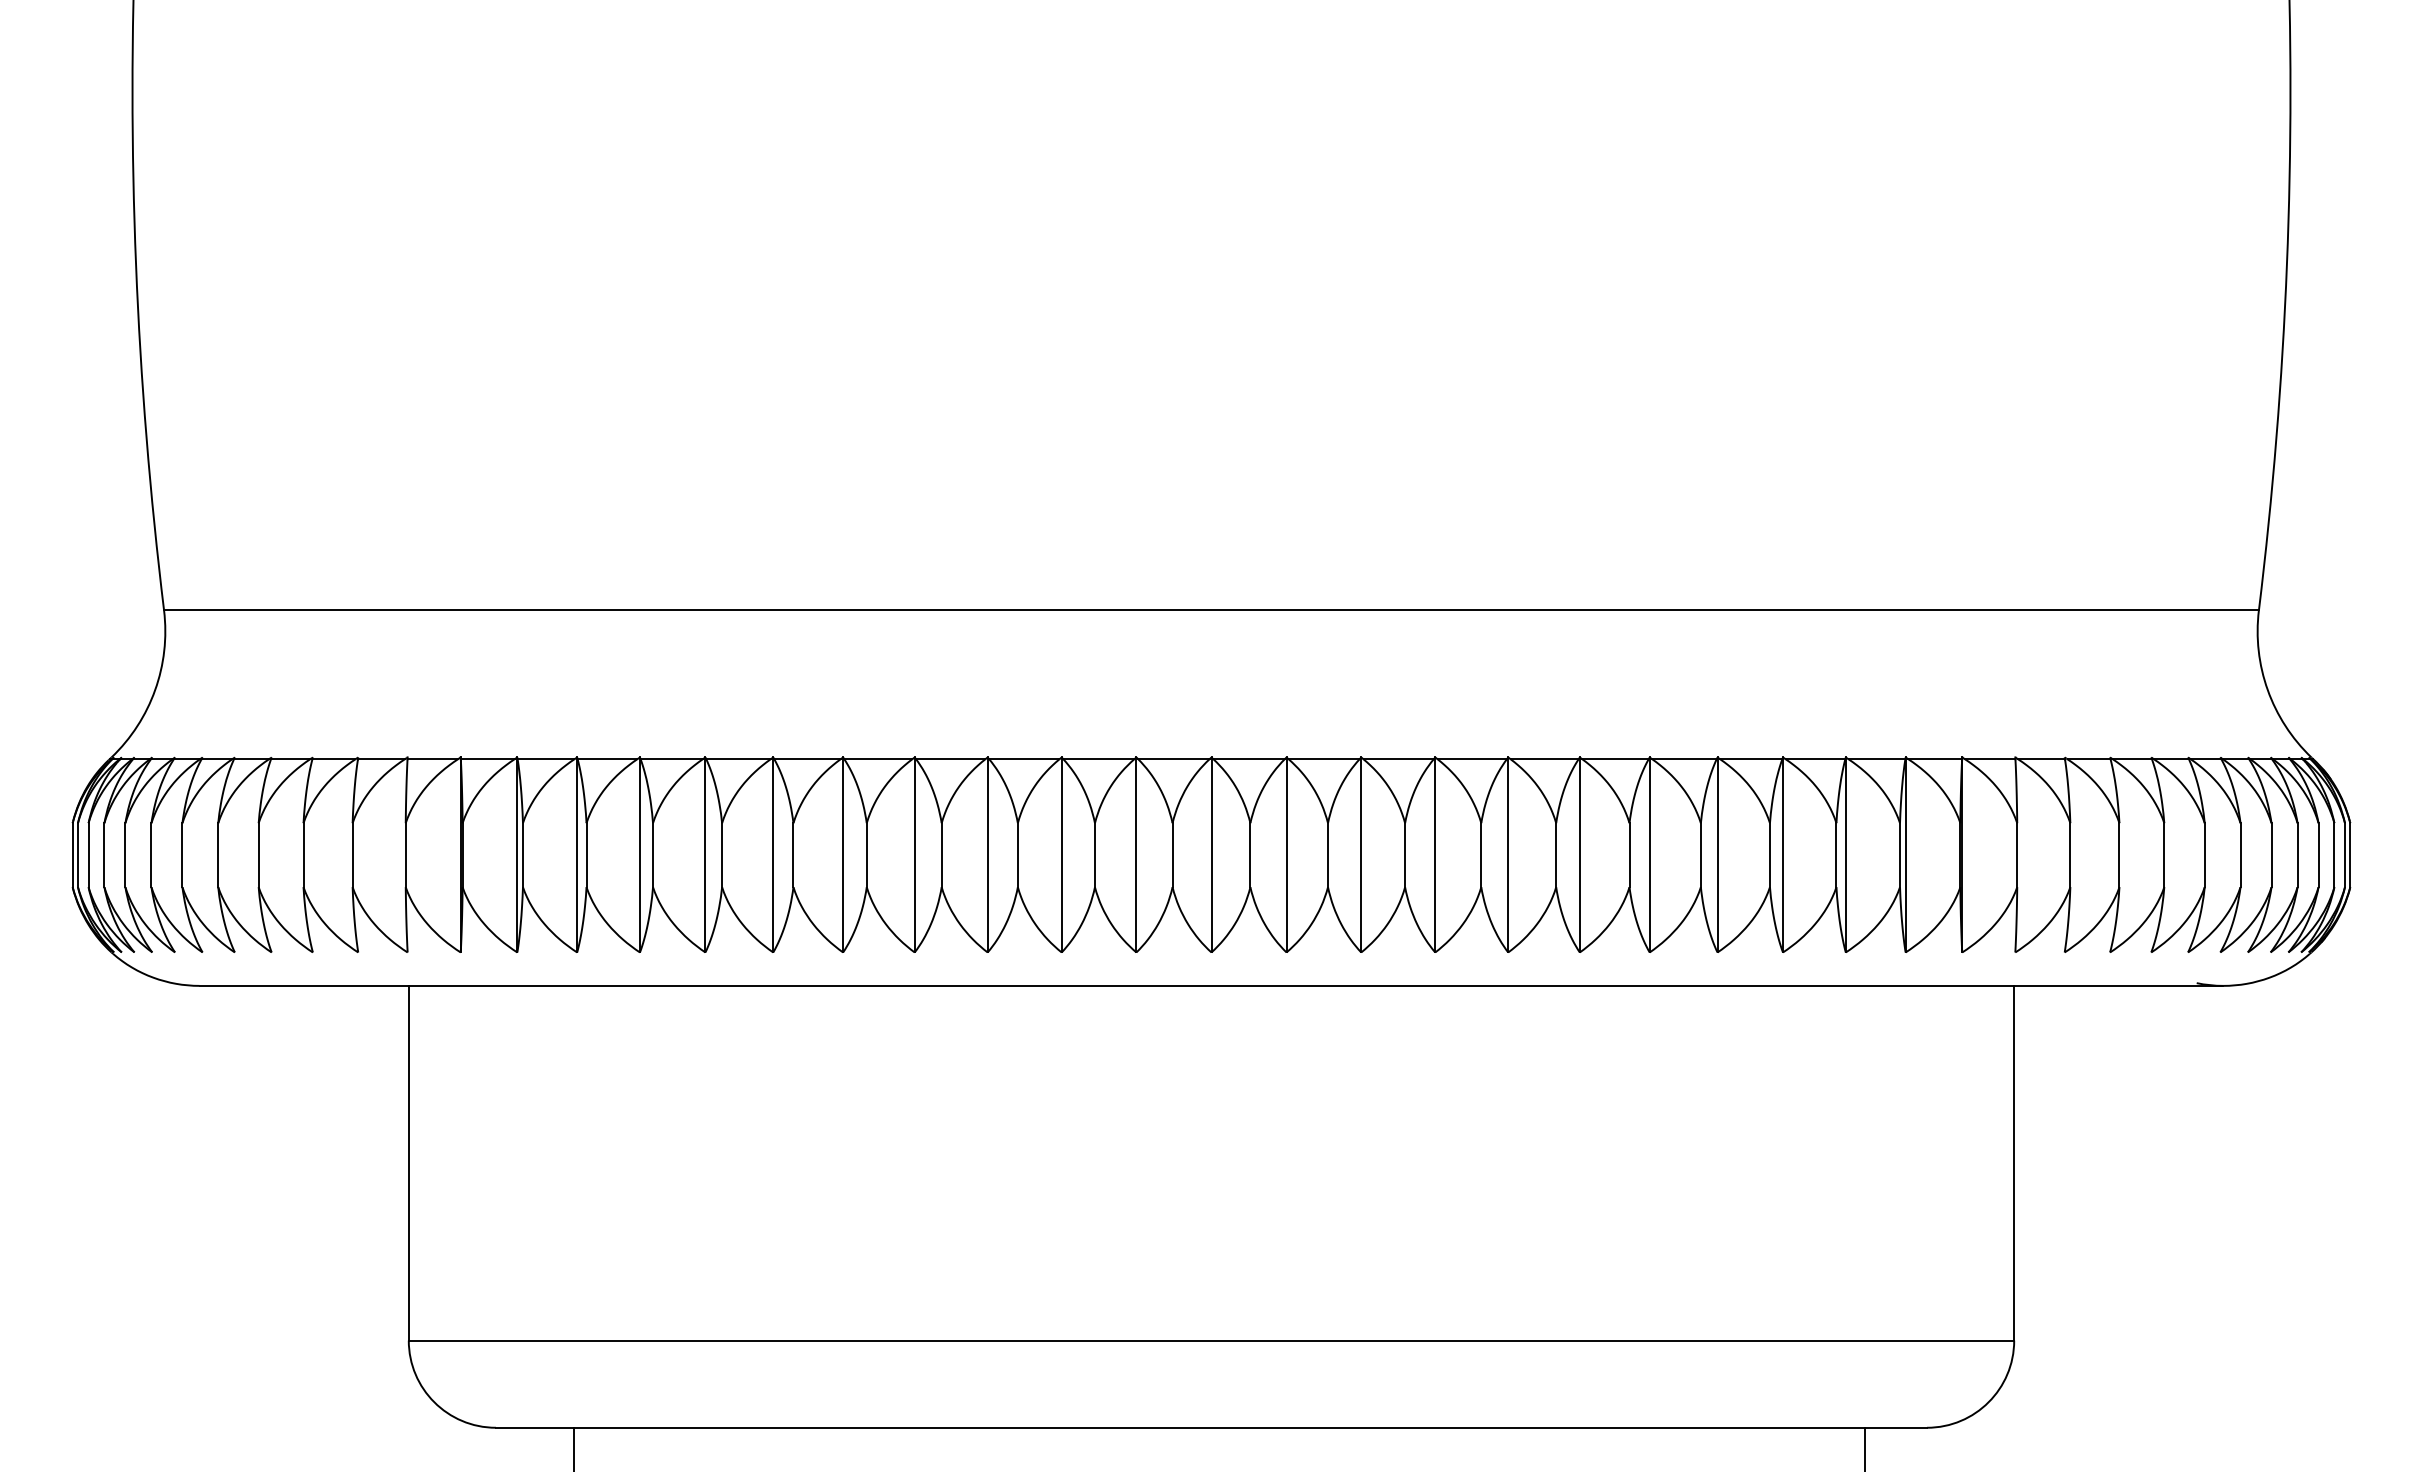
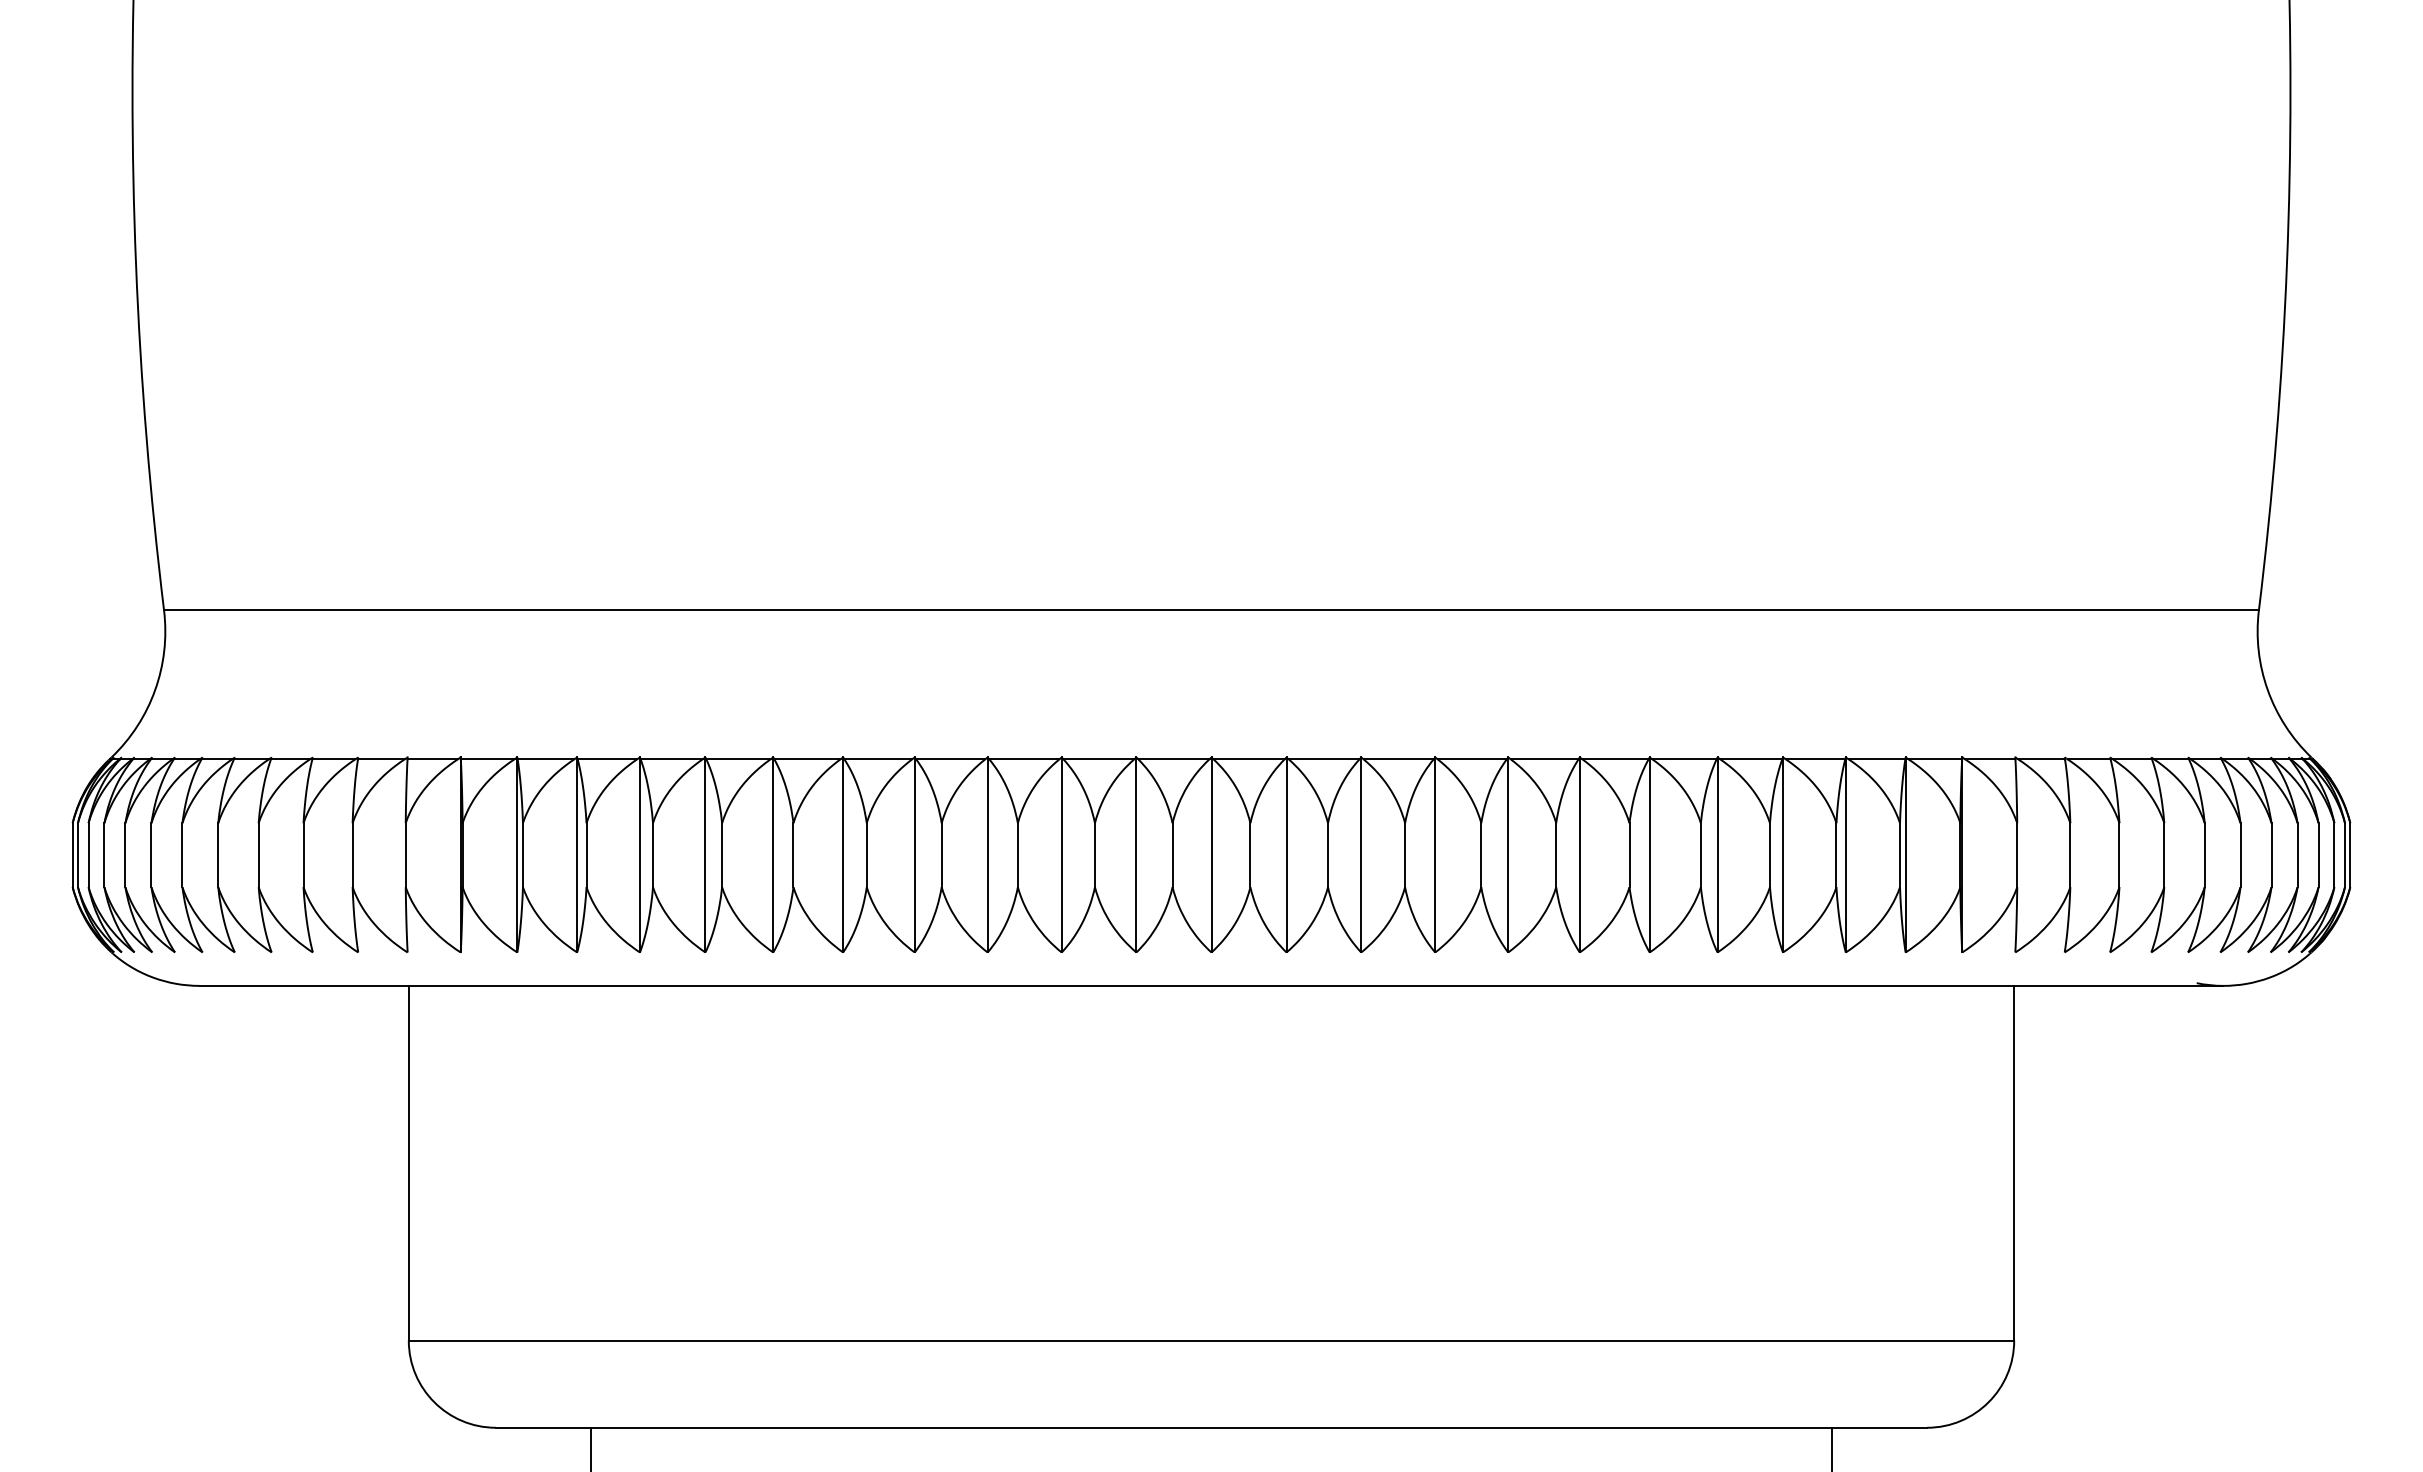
line position: (574, 1447) -> (591, 1447) (591, 1447)
line position: (1864, 1447) -> (1831, 1447) (1831, 1447)
